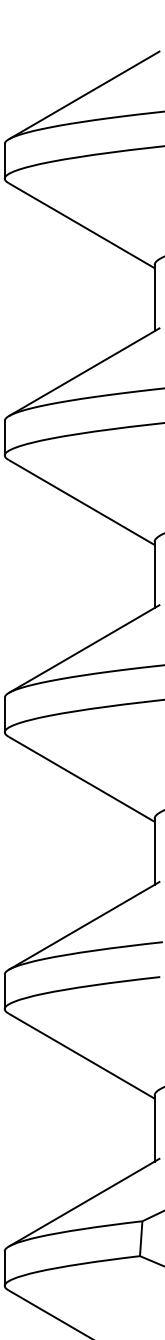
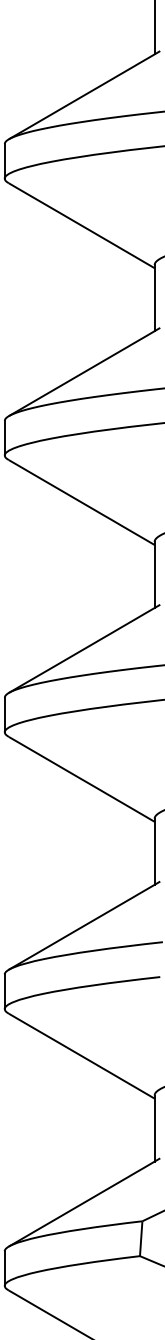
line: none -> present (154, 28)
